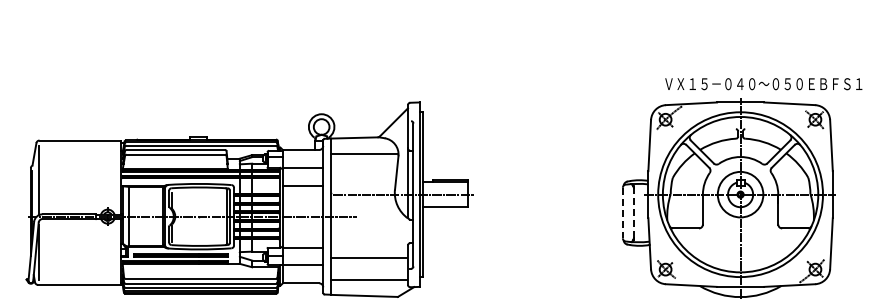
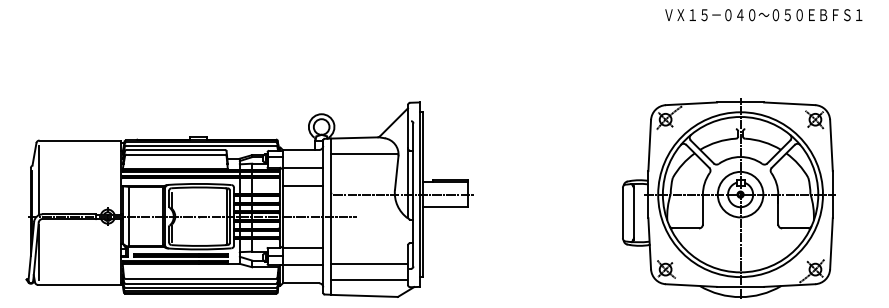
text position: (763, 84) -> (763, 15) (763, 15)
line: dashed -> solid (633, 212)
line: dashed -> solid (622, 213)
line position: (368, 258) -> (368, 264) (368, 264)
